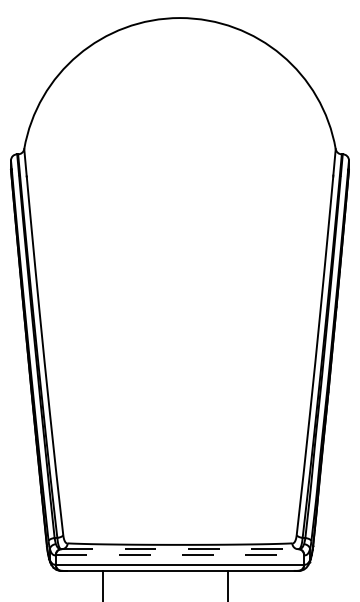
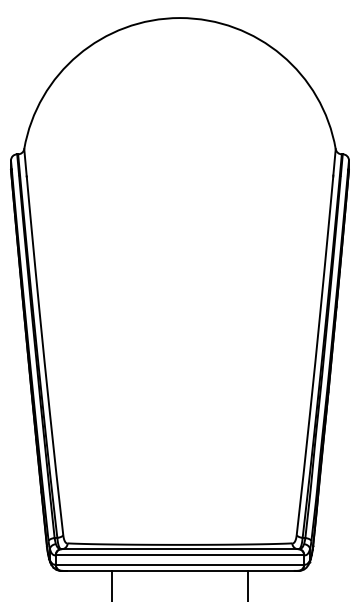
line: dashed -> solid (180, 549)
line: dashed -> solid (180, 555)
line position: (102, 584) -> (111, 584) (111, 584)
line position: (228, 584) -> (248, 584) (248, 584)
